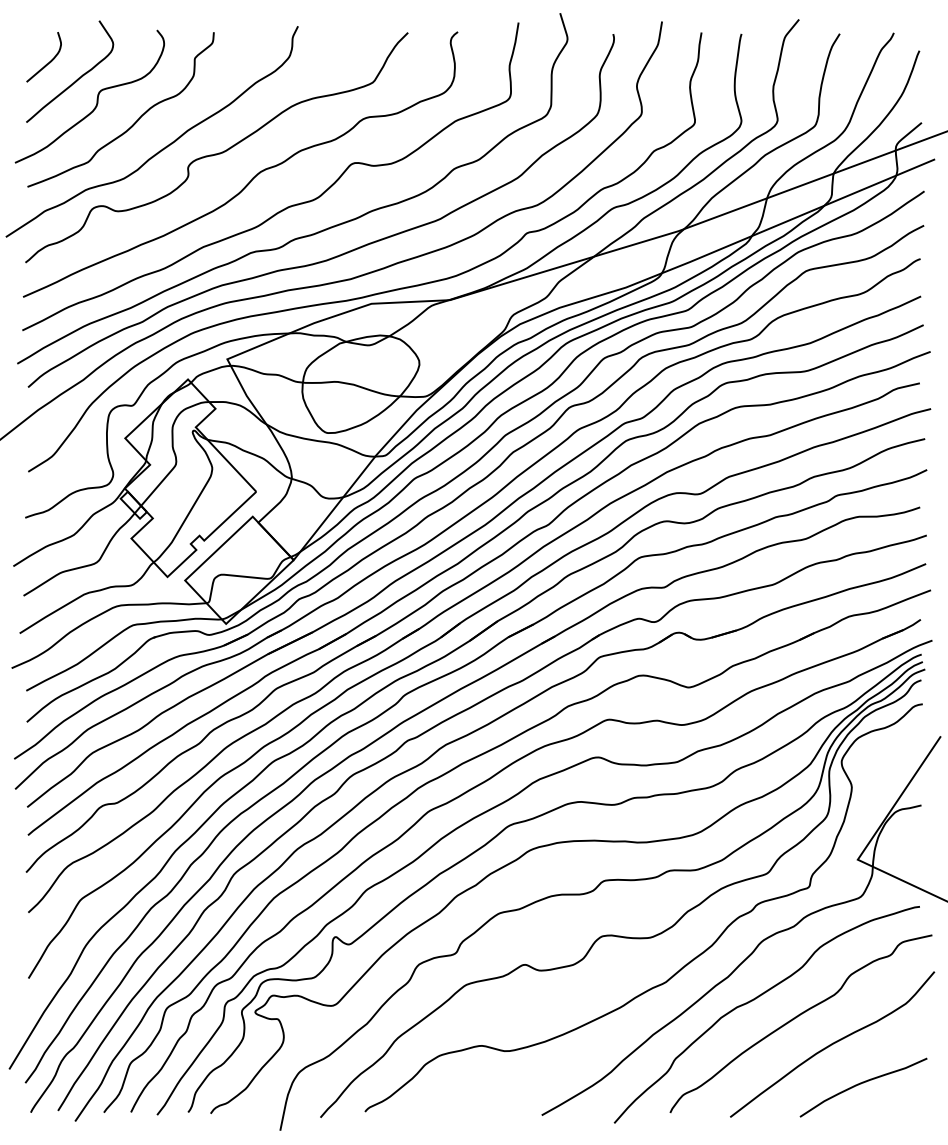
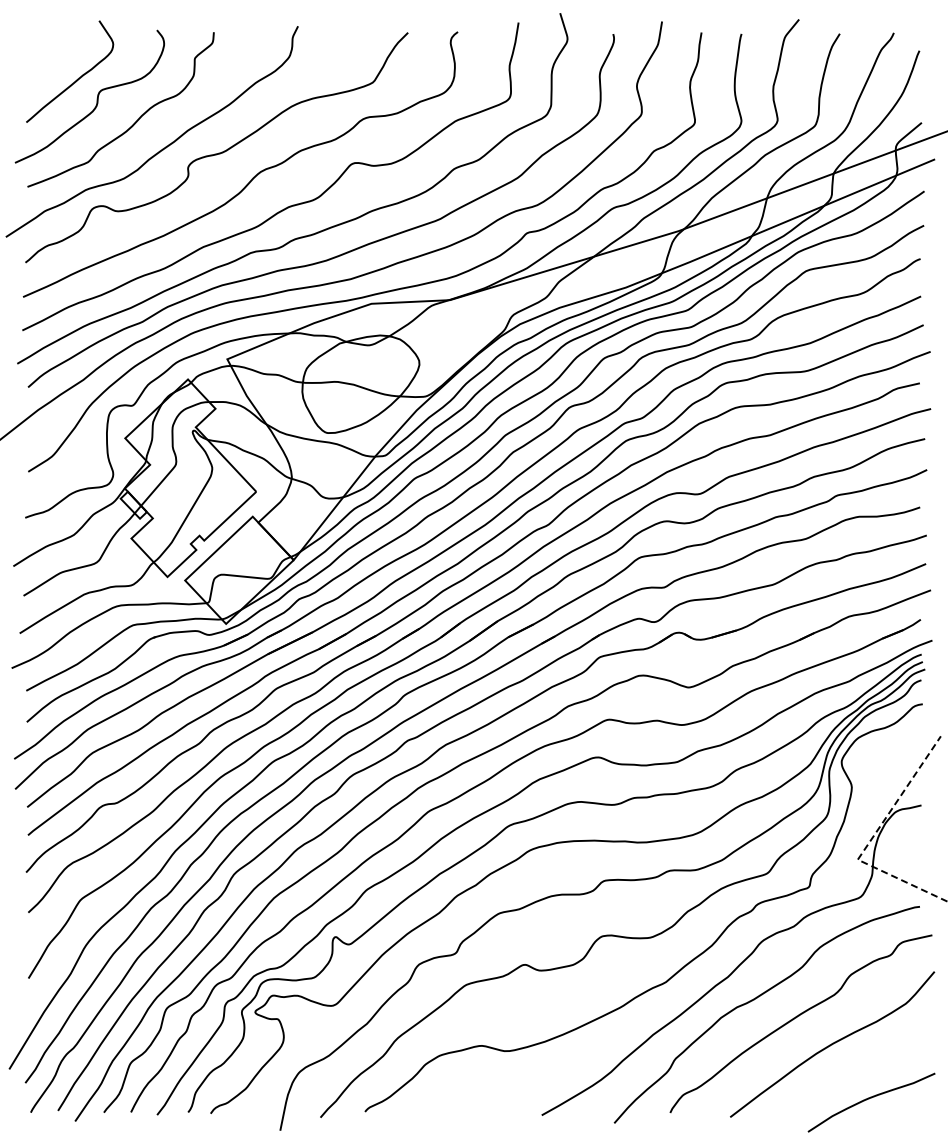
curve: present -> none (46, 63)
line: solid -> dashed (871, 839)
curve position: (861, 1084) -> (869, 1099) (869, 1099)
